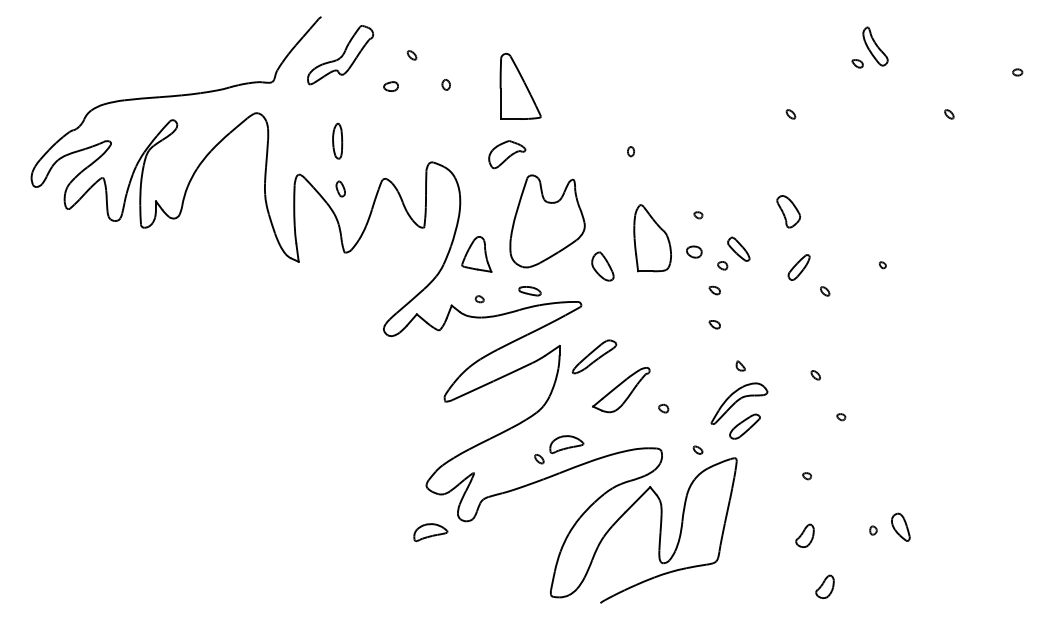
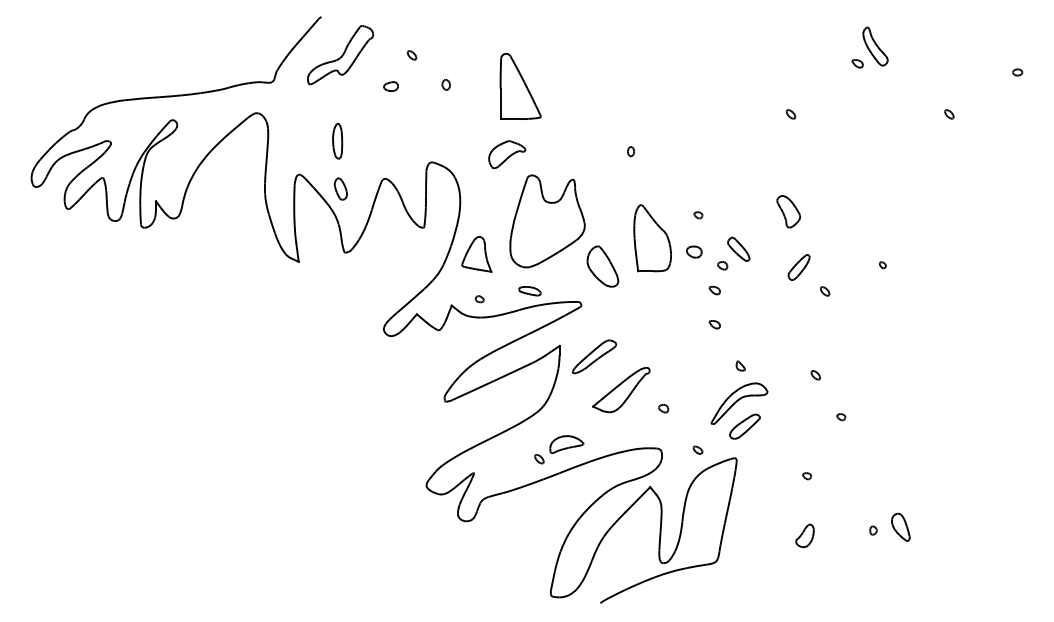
part size: 11x18 px -> 15x24 px (340, 188)
part size: 24x31 px -> 34x43 px (602, 266)
part: present -> none (430, 532)
part: present -> none (824, 586)
